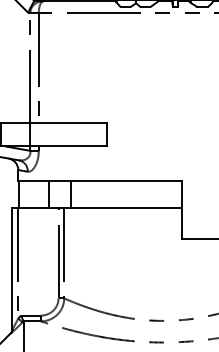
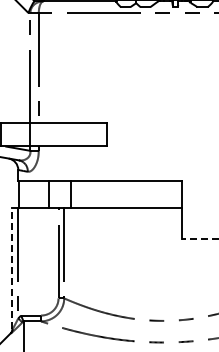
line: solid -> dashed (199, 239)
line: solid -> dashed (12, 268)
